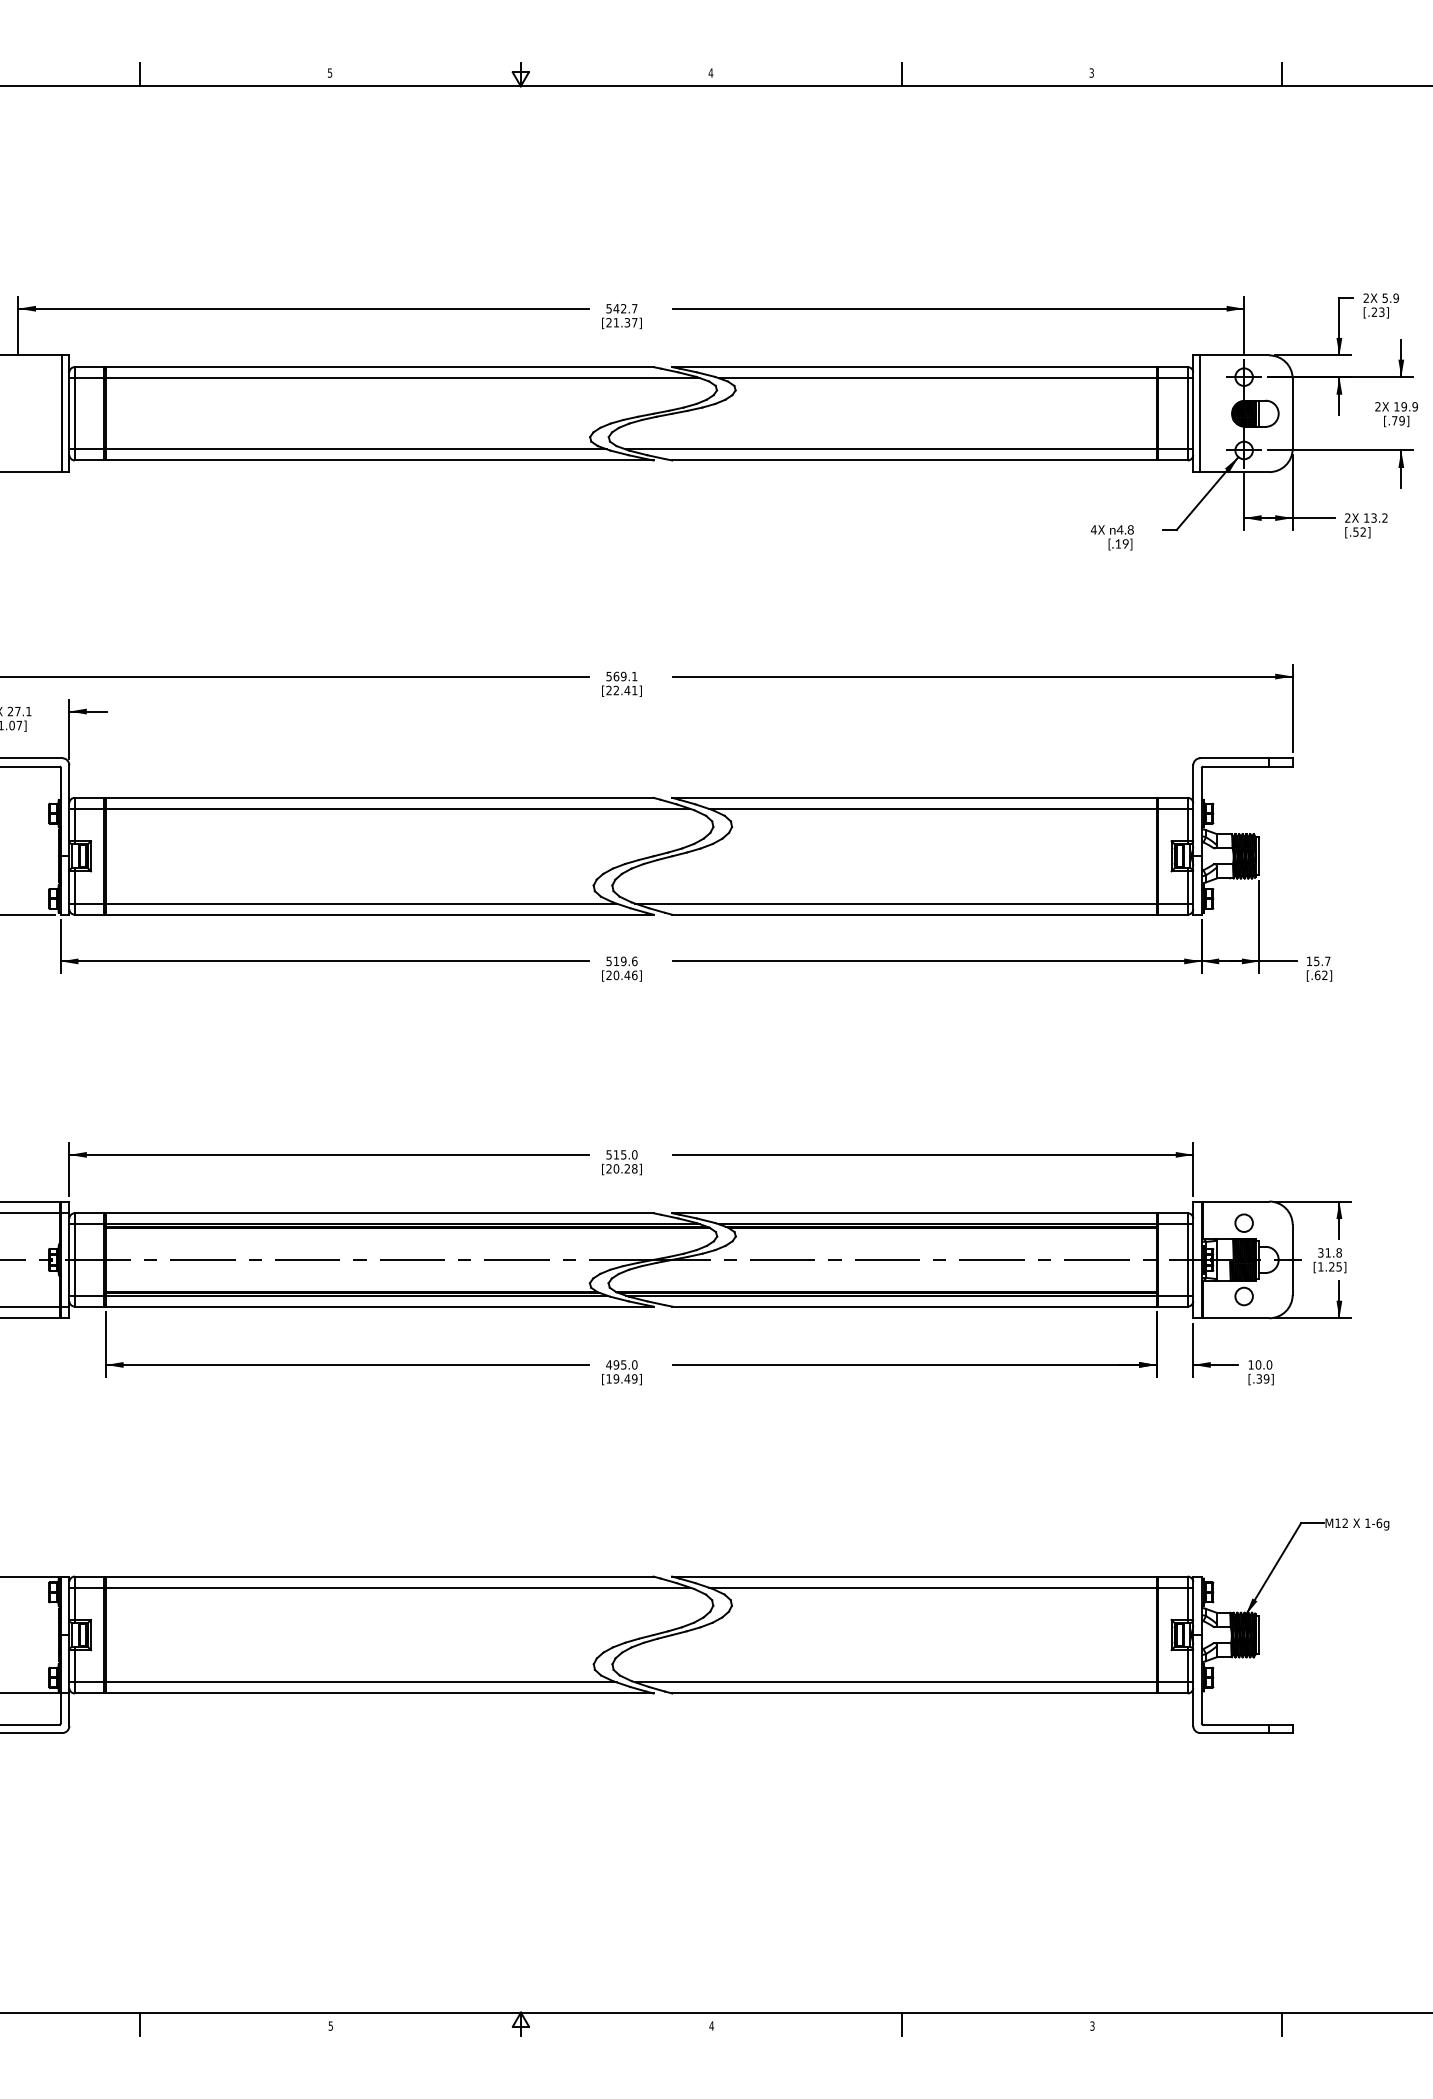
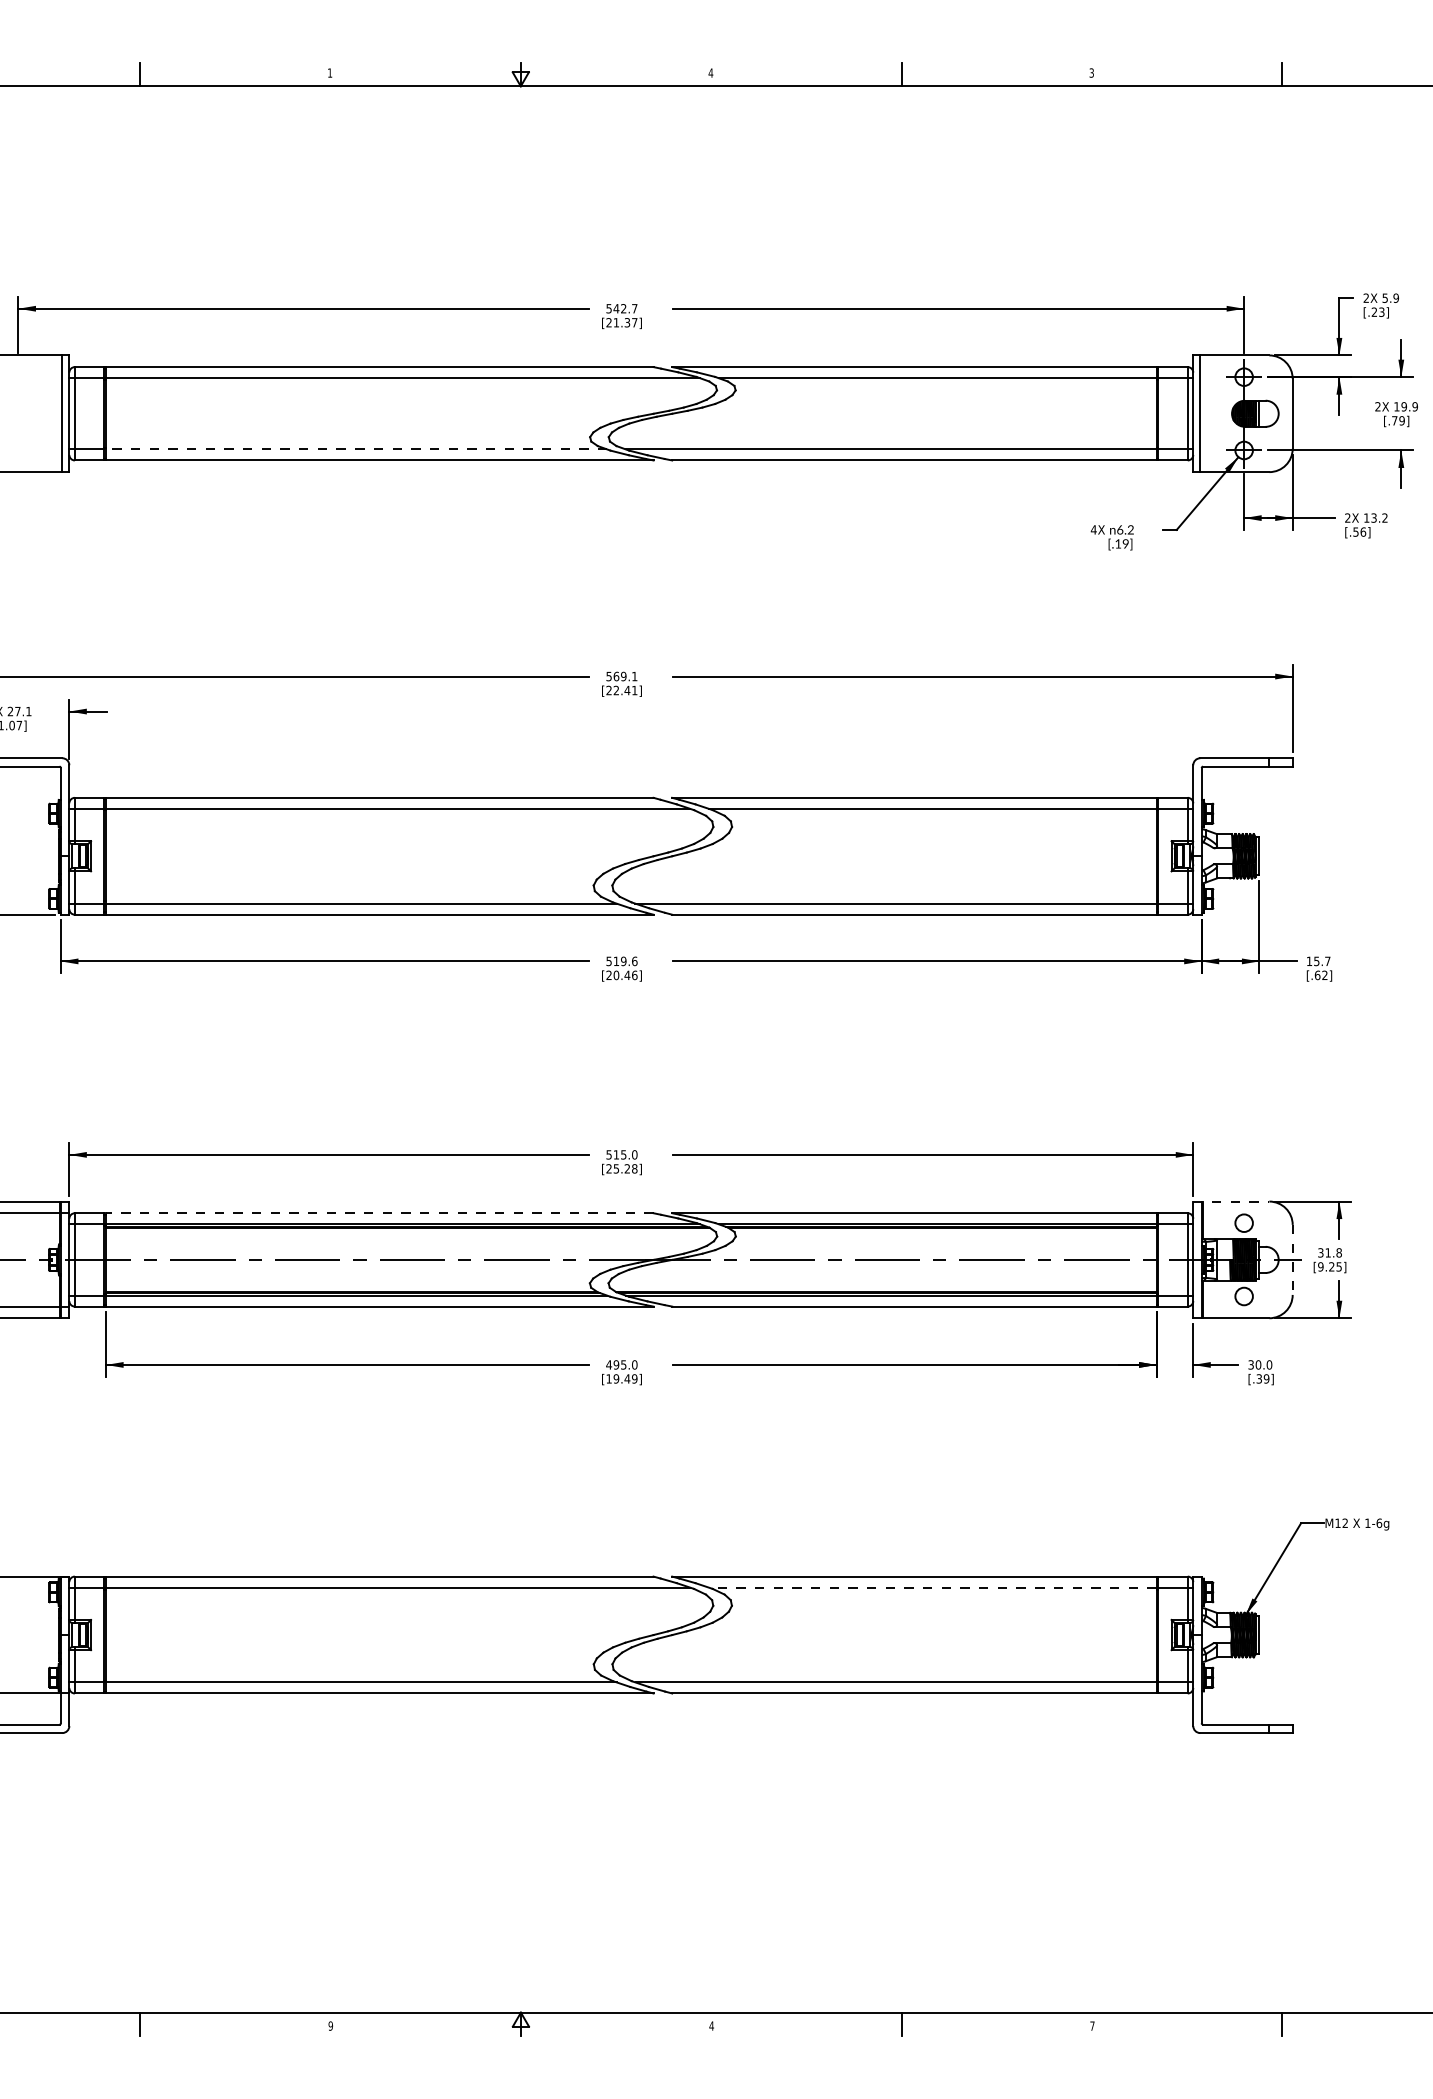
text: 5 -> 1 (330, 72)
line: solid -> dashed (356, 449)
text: 4.8 -> 6.2 (1124, 529)
text: [.52] -> [.56] (1363, 531)
text: [20.28] -> [25.28] (616, 1168)
line: solid -> dashed (1231, 1201)
line: solid -> dashed (379, 1213)
line: solid -> dashed (1292, 1260)
text: [1.25] -> [9.25] (1320, 1266)
text: 10.0 -> 30.0 (1250, 1364)
line: solid -> dashed (932, 1587)
text: 5 -> 9 (330, 2025)
text: 3 -> 7 (1092, 2025)
